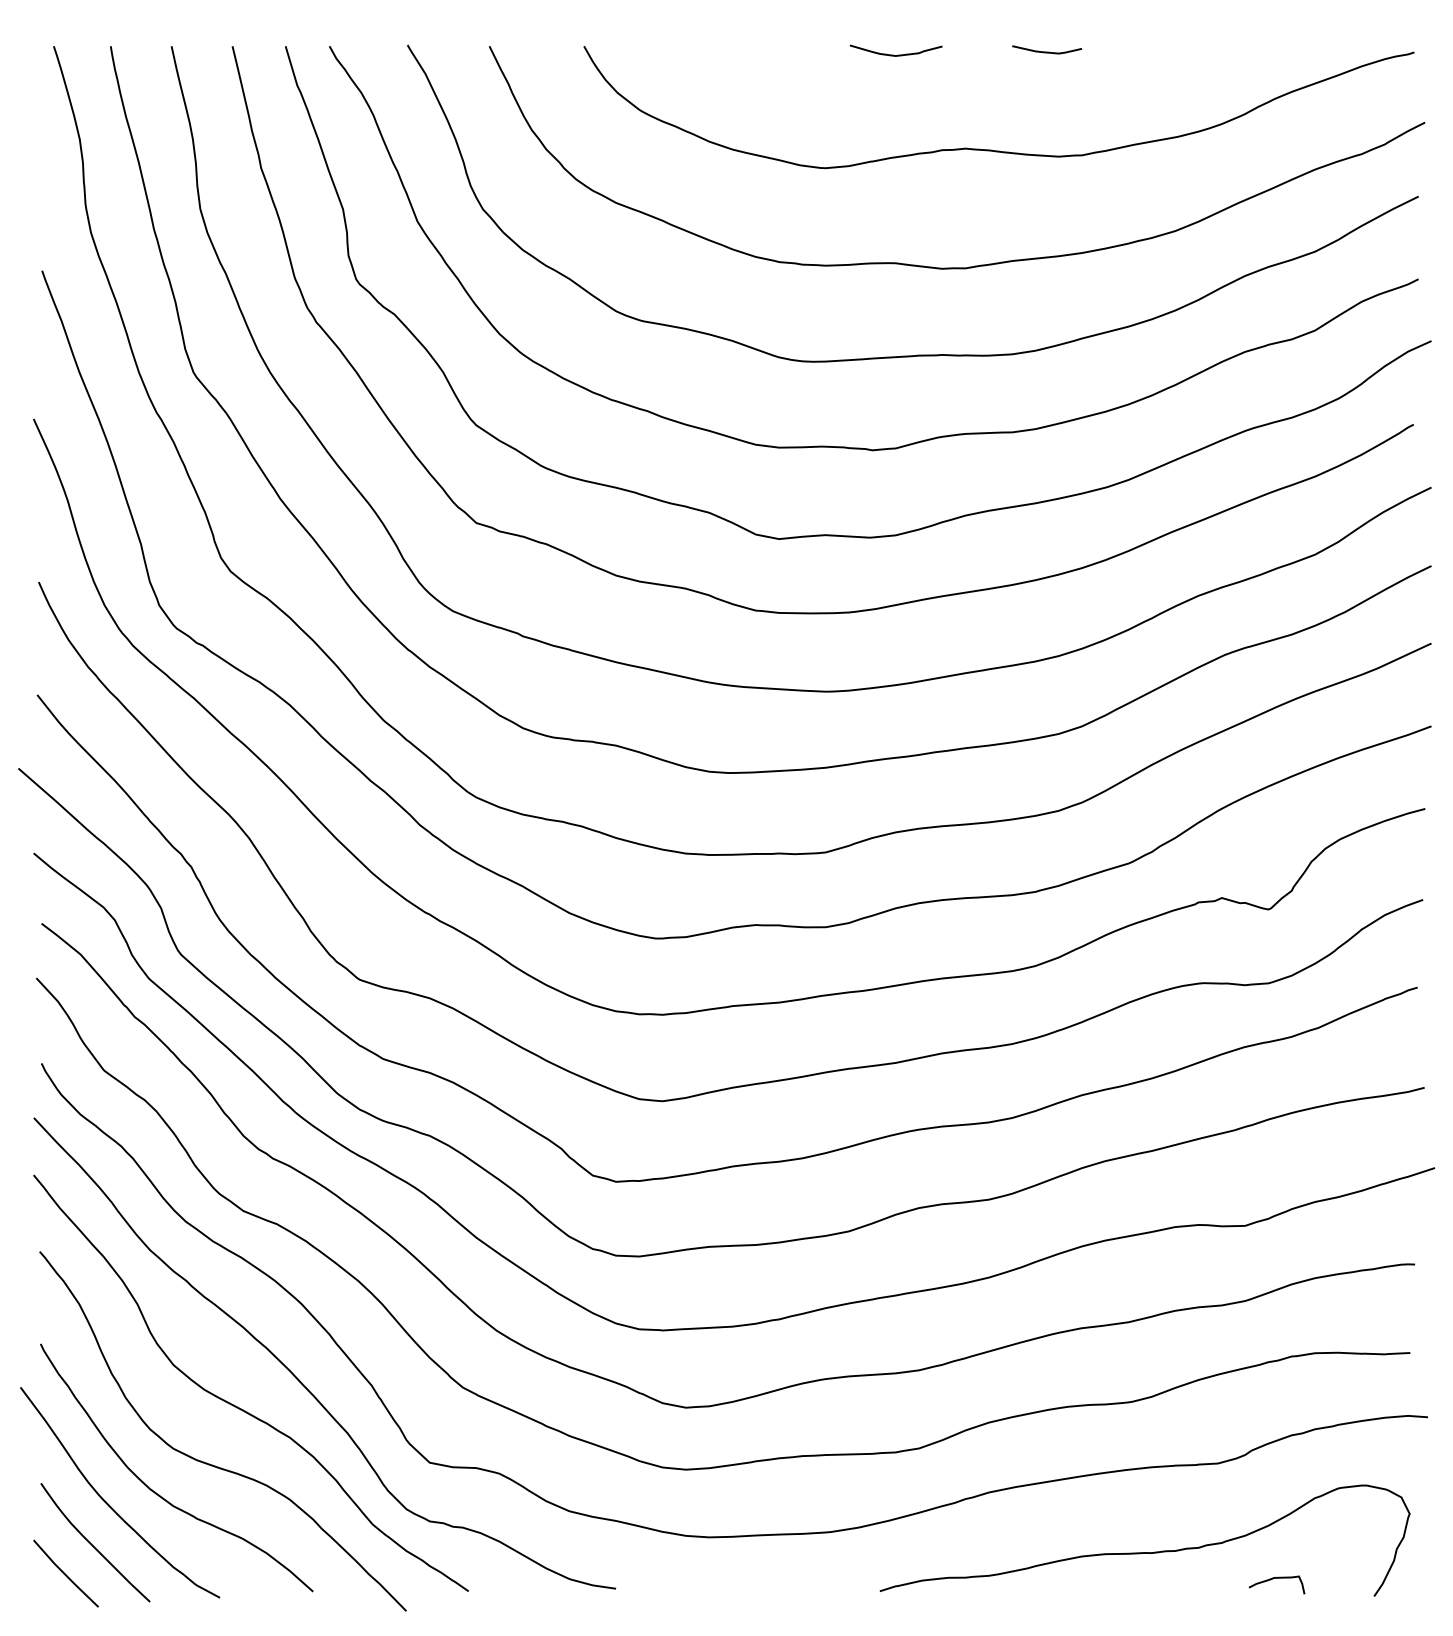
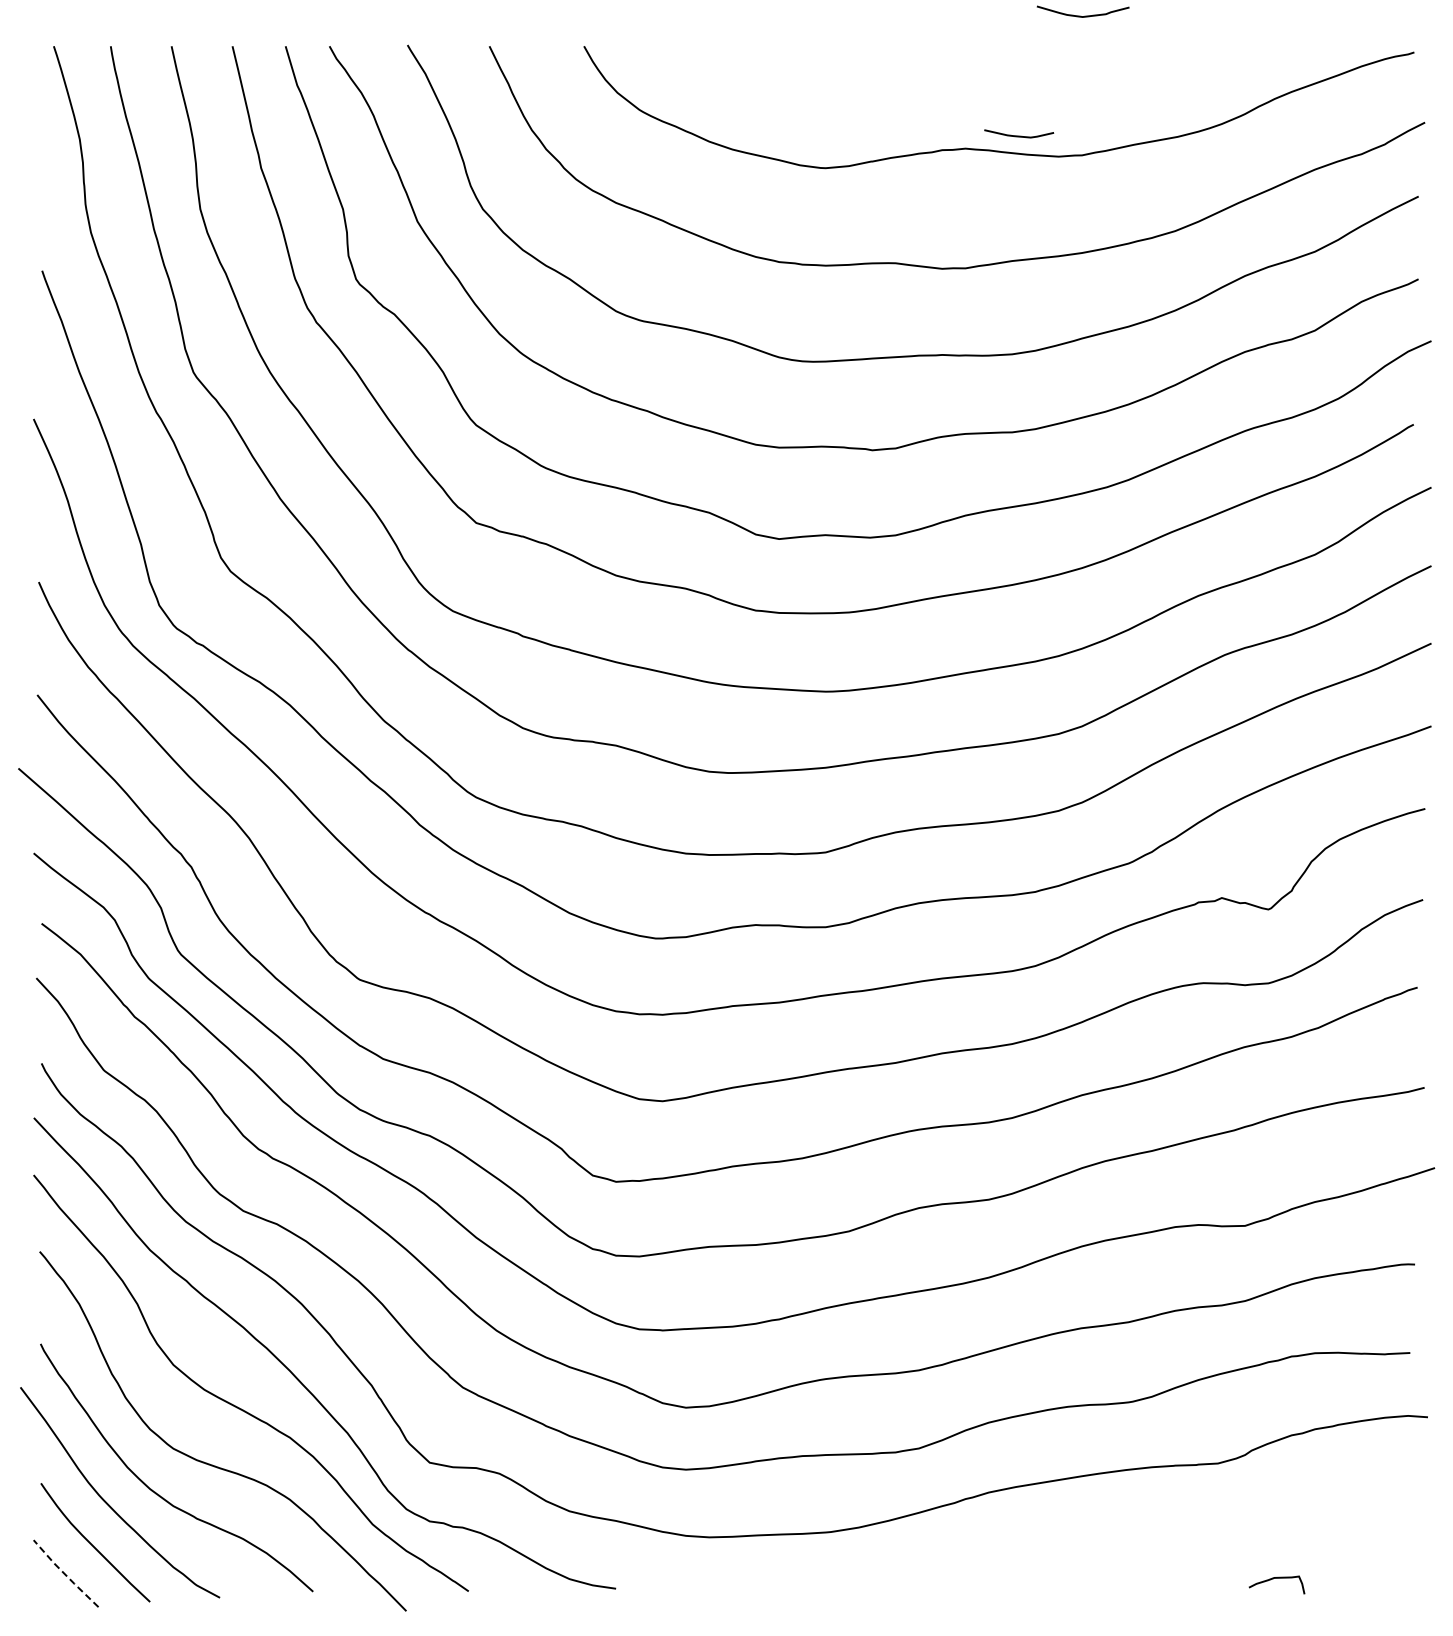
curve position: (1047, 51) -> (1019, 135) (1019, 135)
curve position: (893, 54) -> (1080, 15) (1080, 15)
curve: present -> none (1144, 1552)
line: solid -> dashed (65, 1574)
